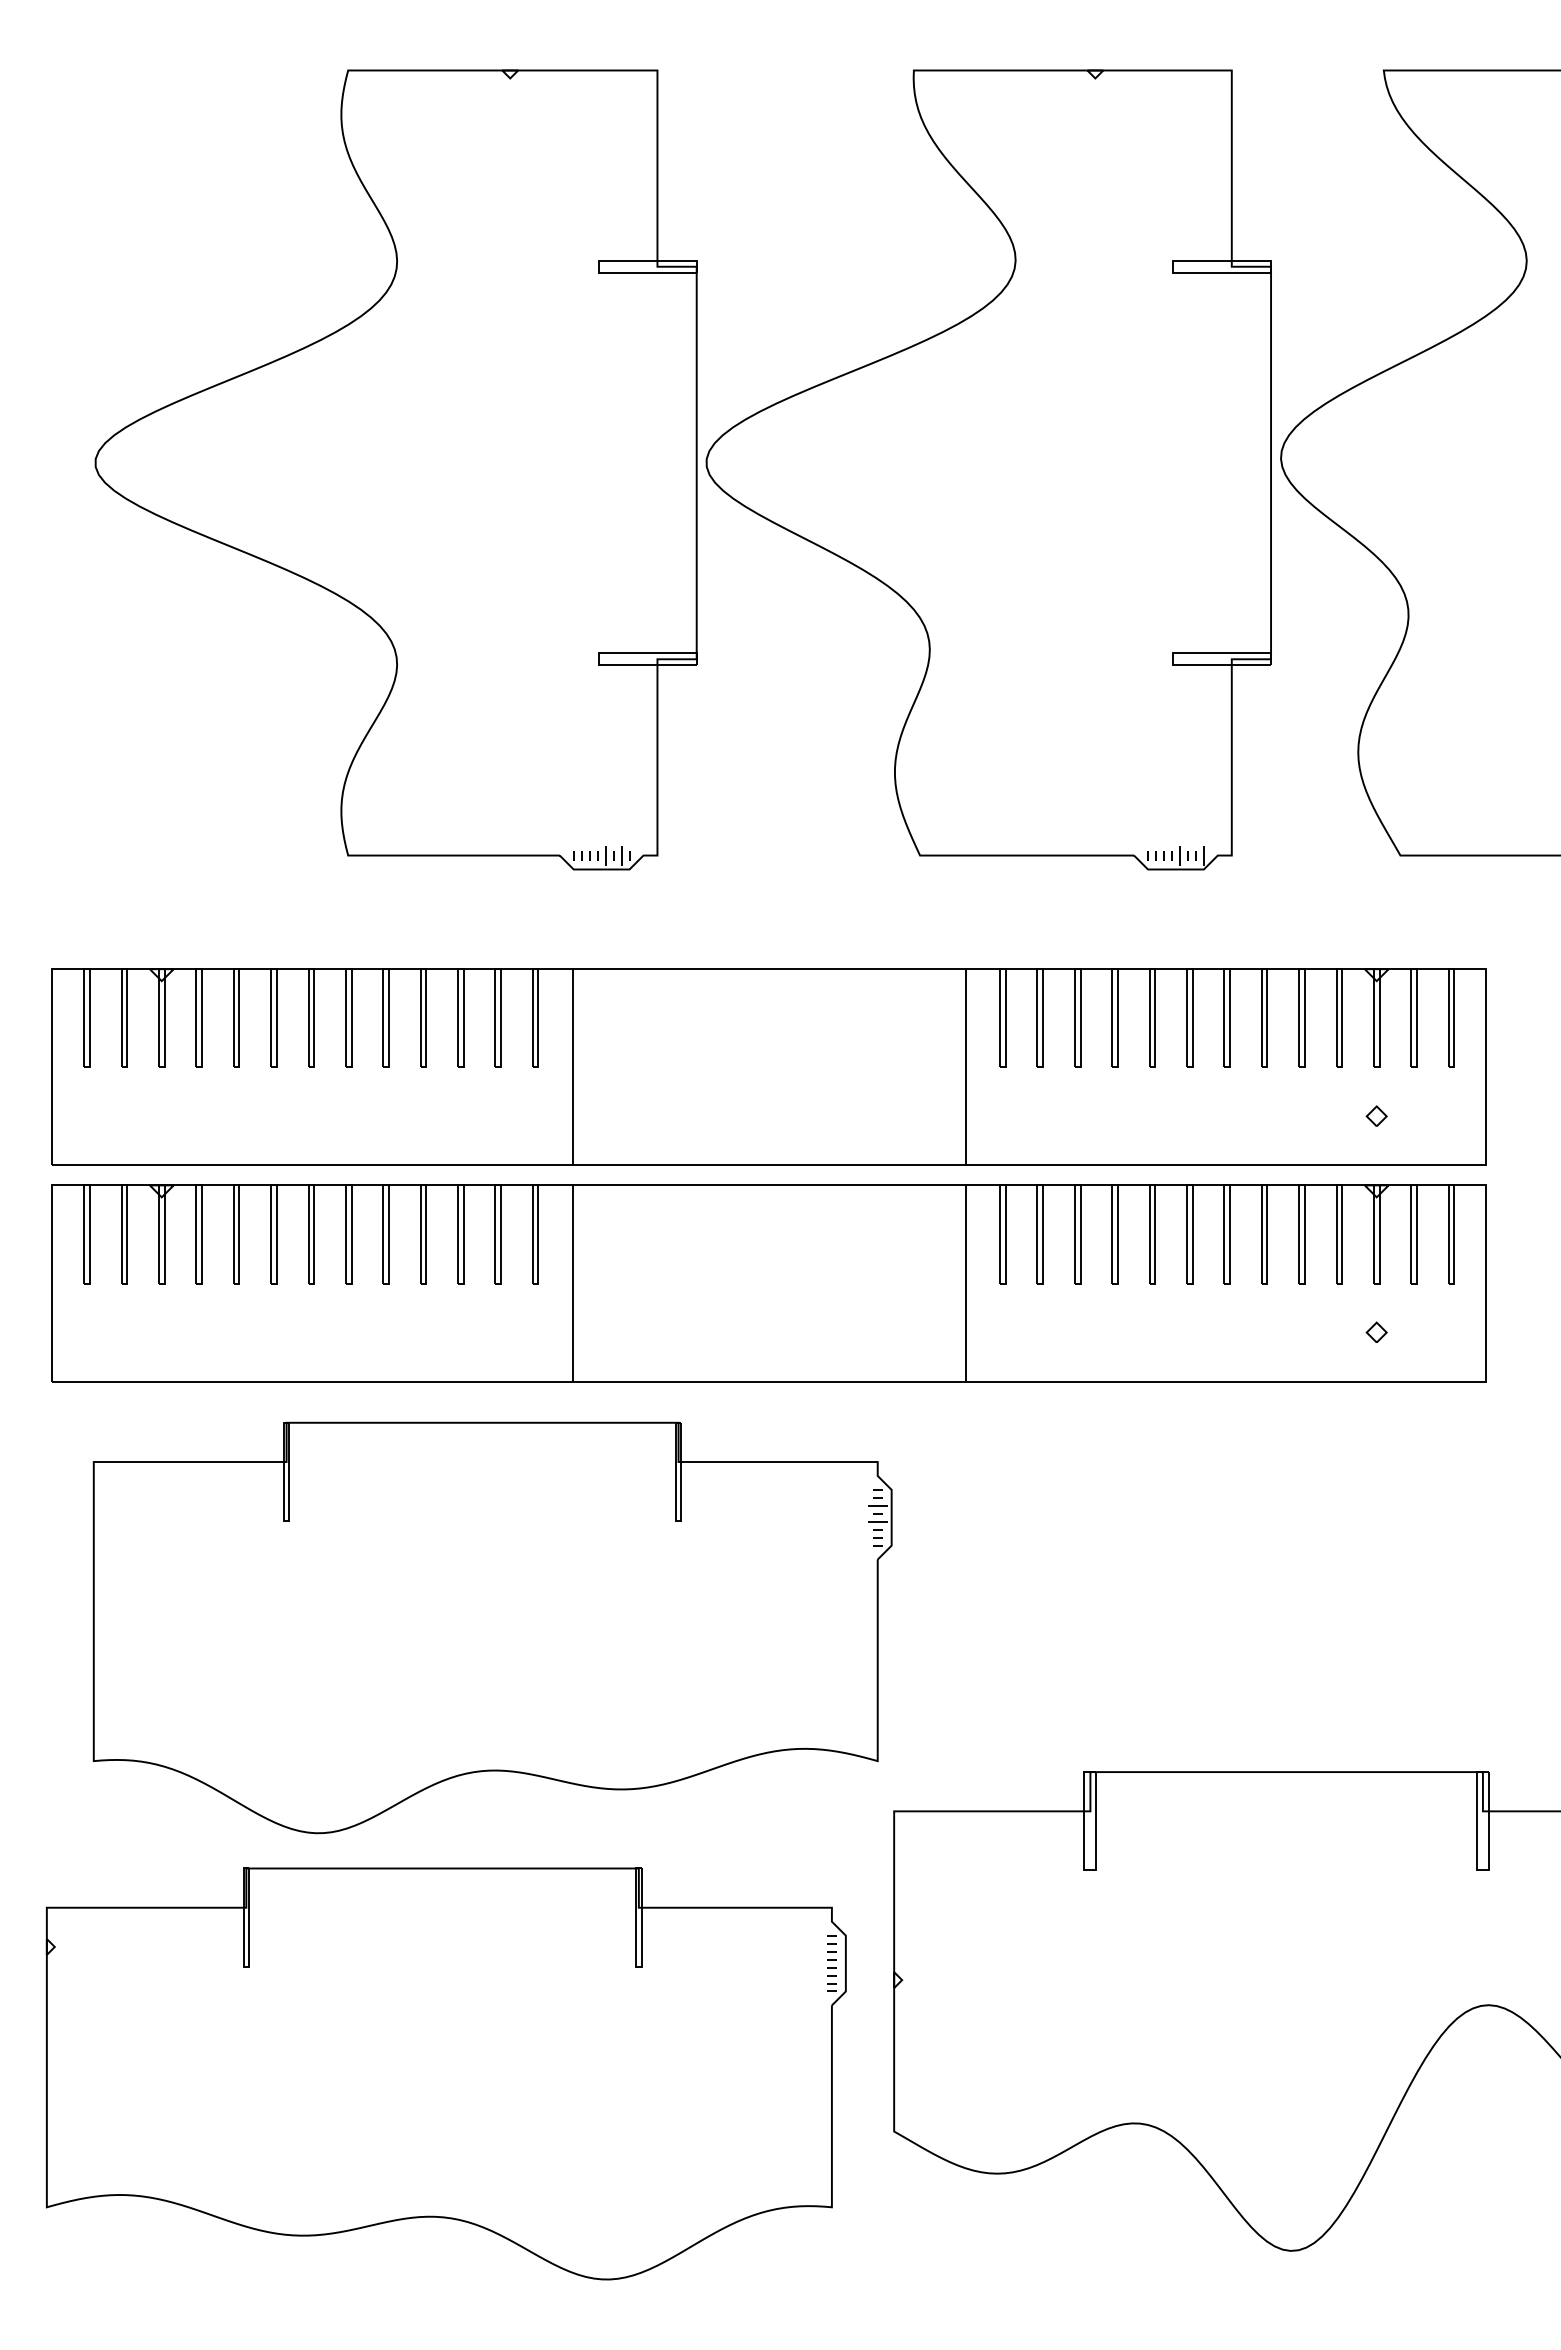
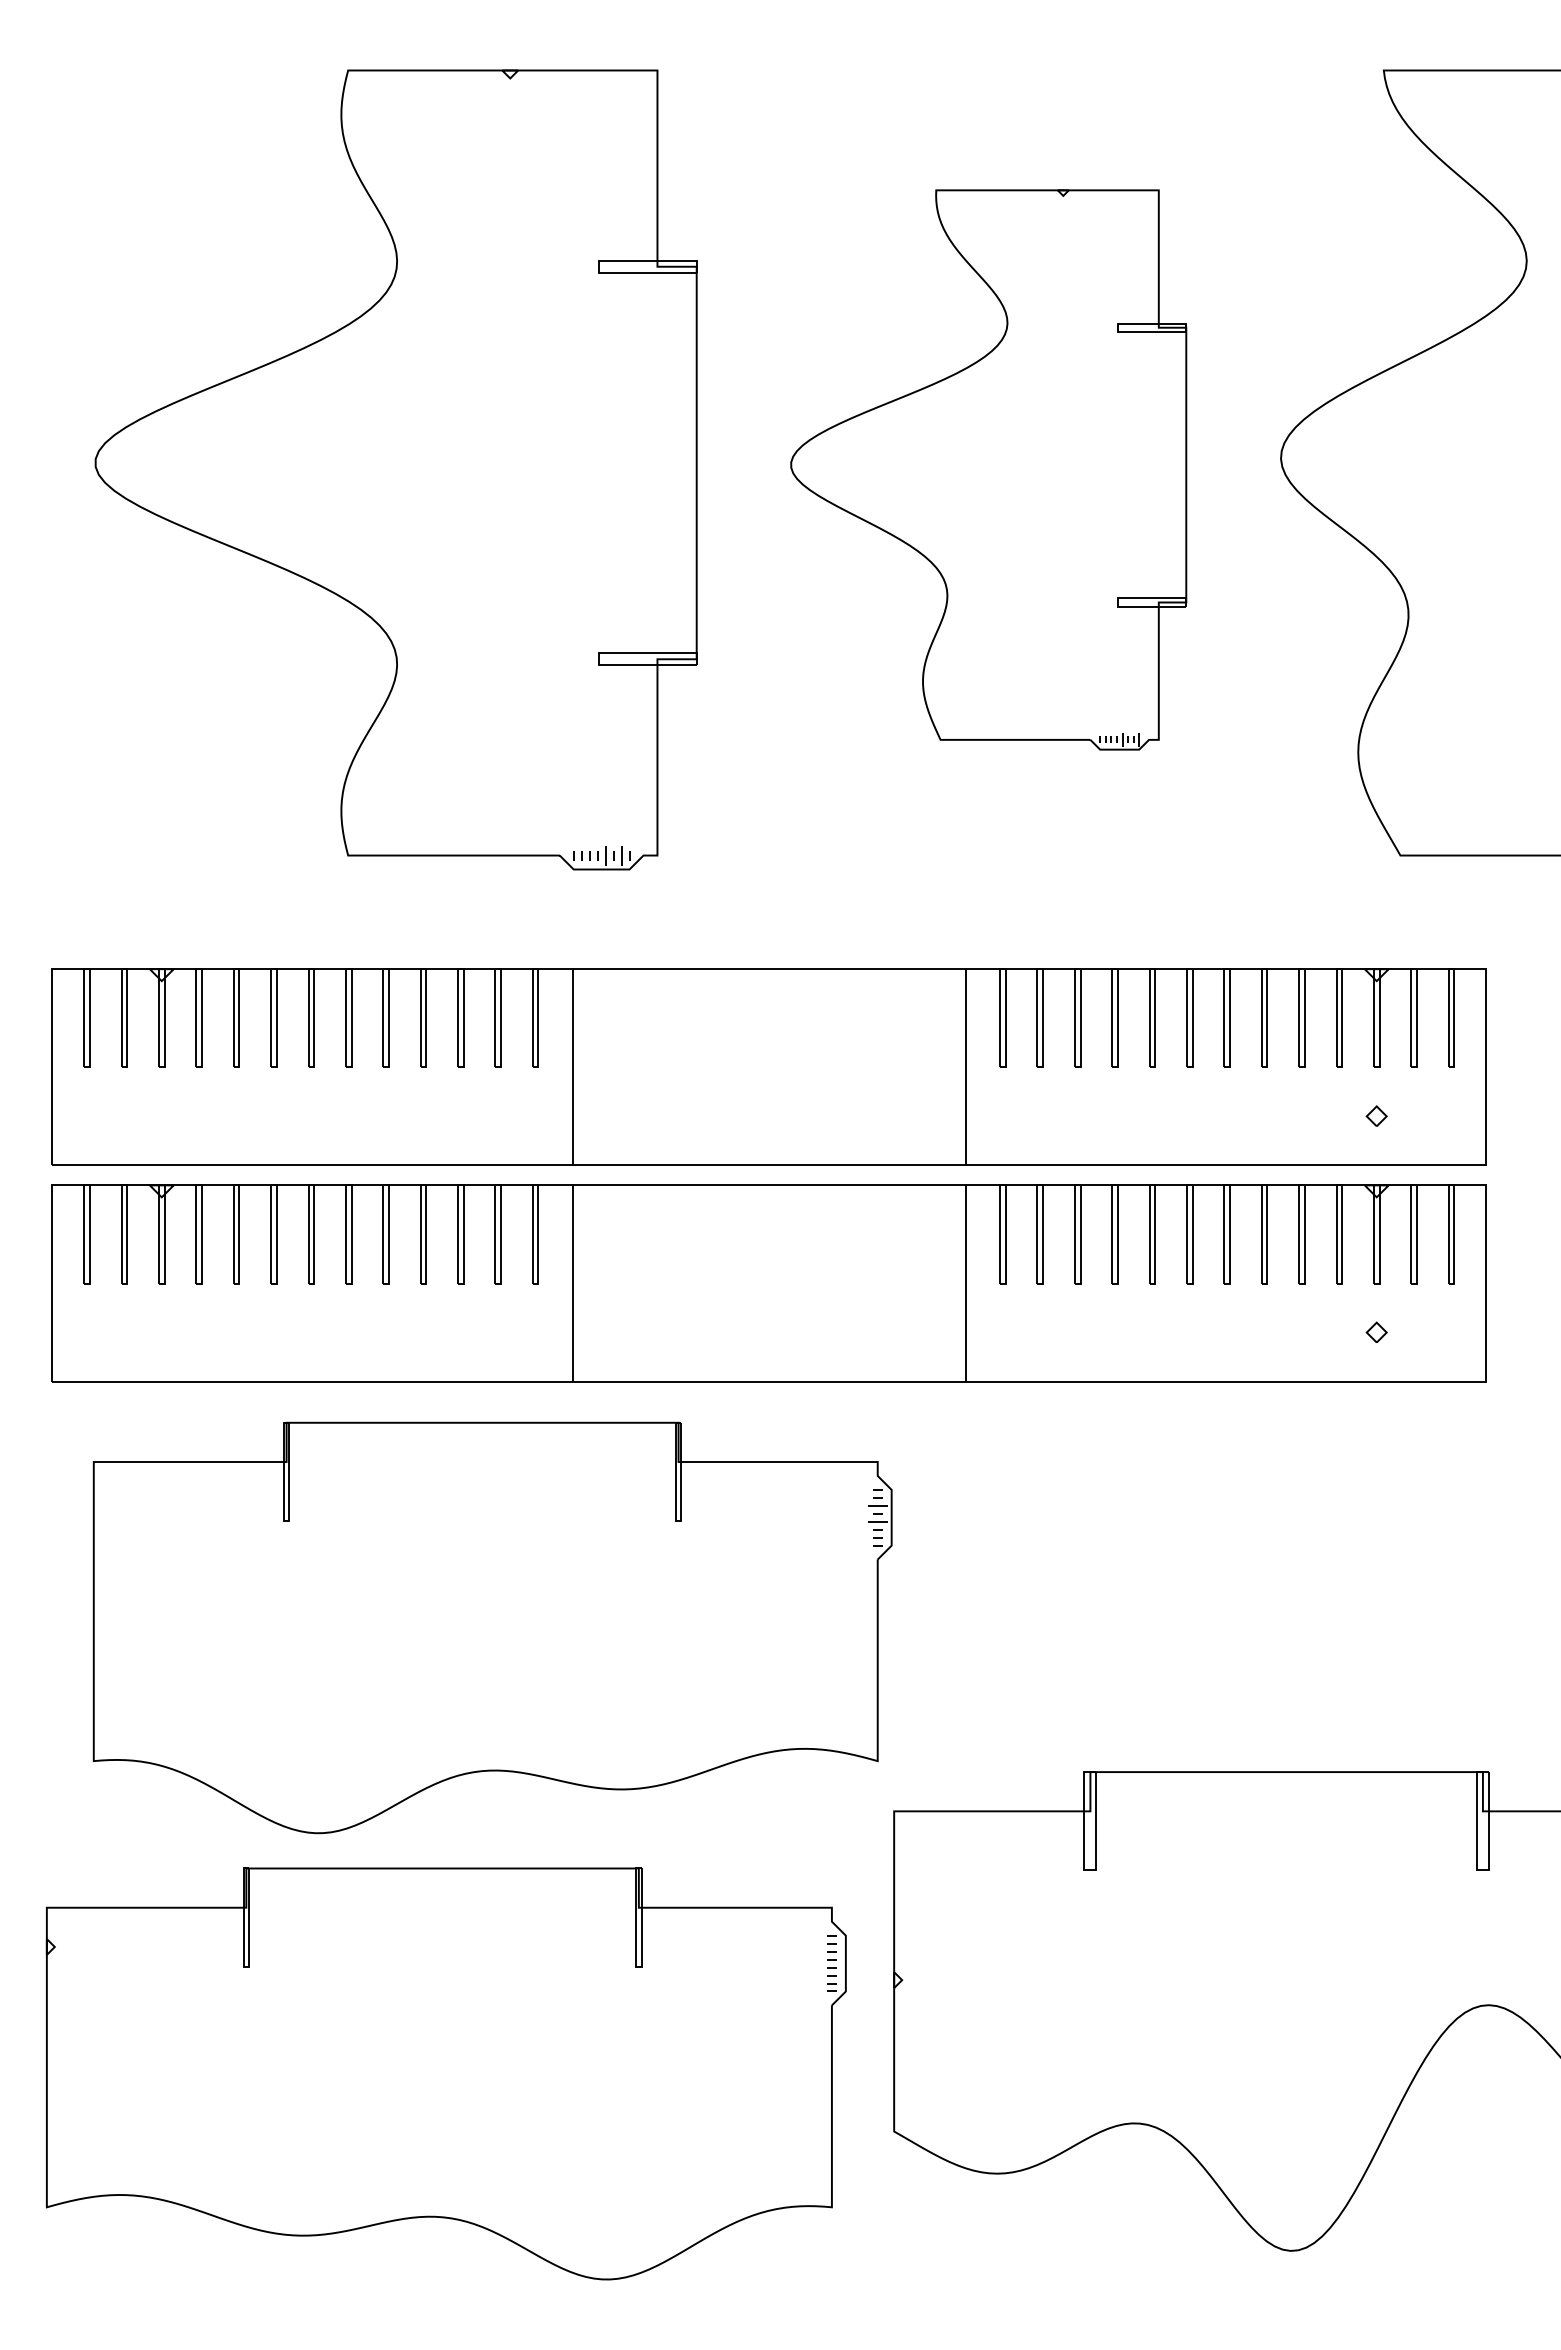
part size: 567x802 px -> 398x562 px (988, 469)
